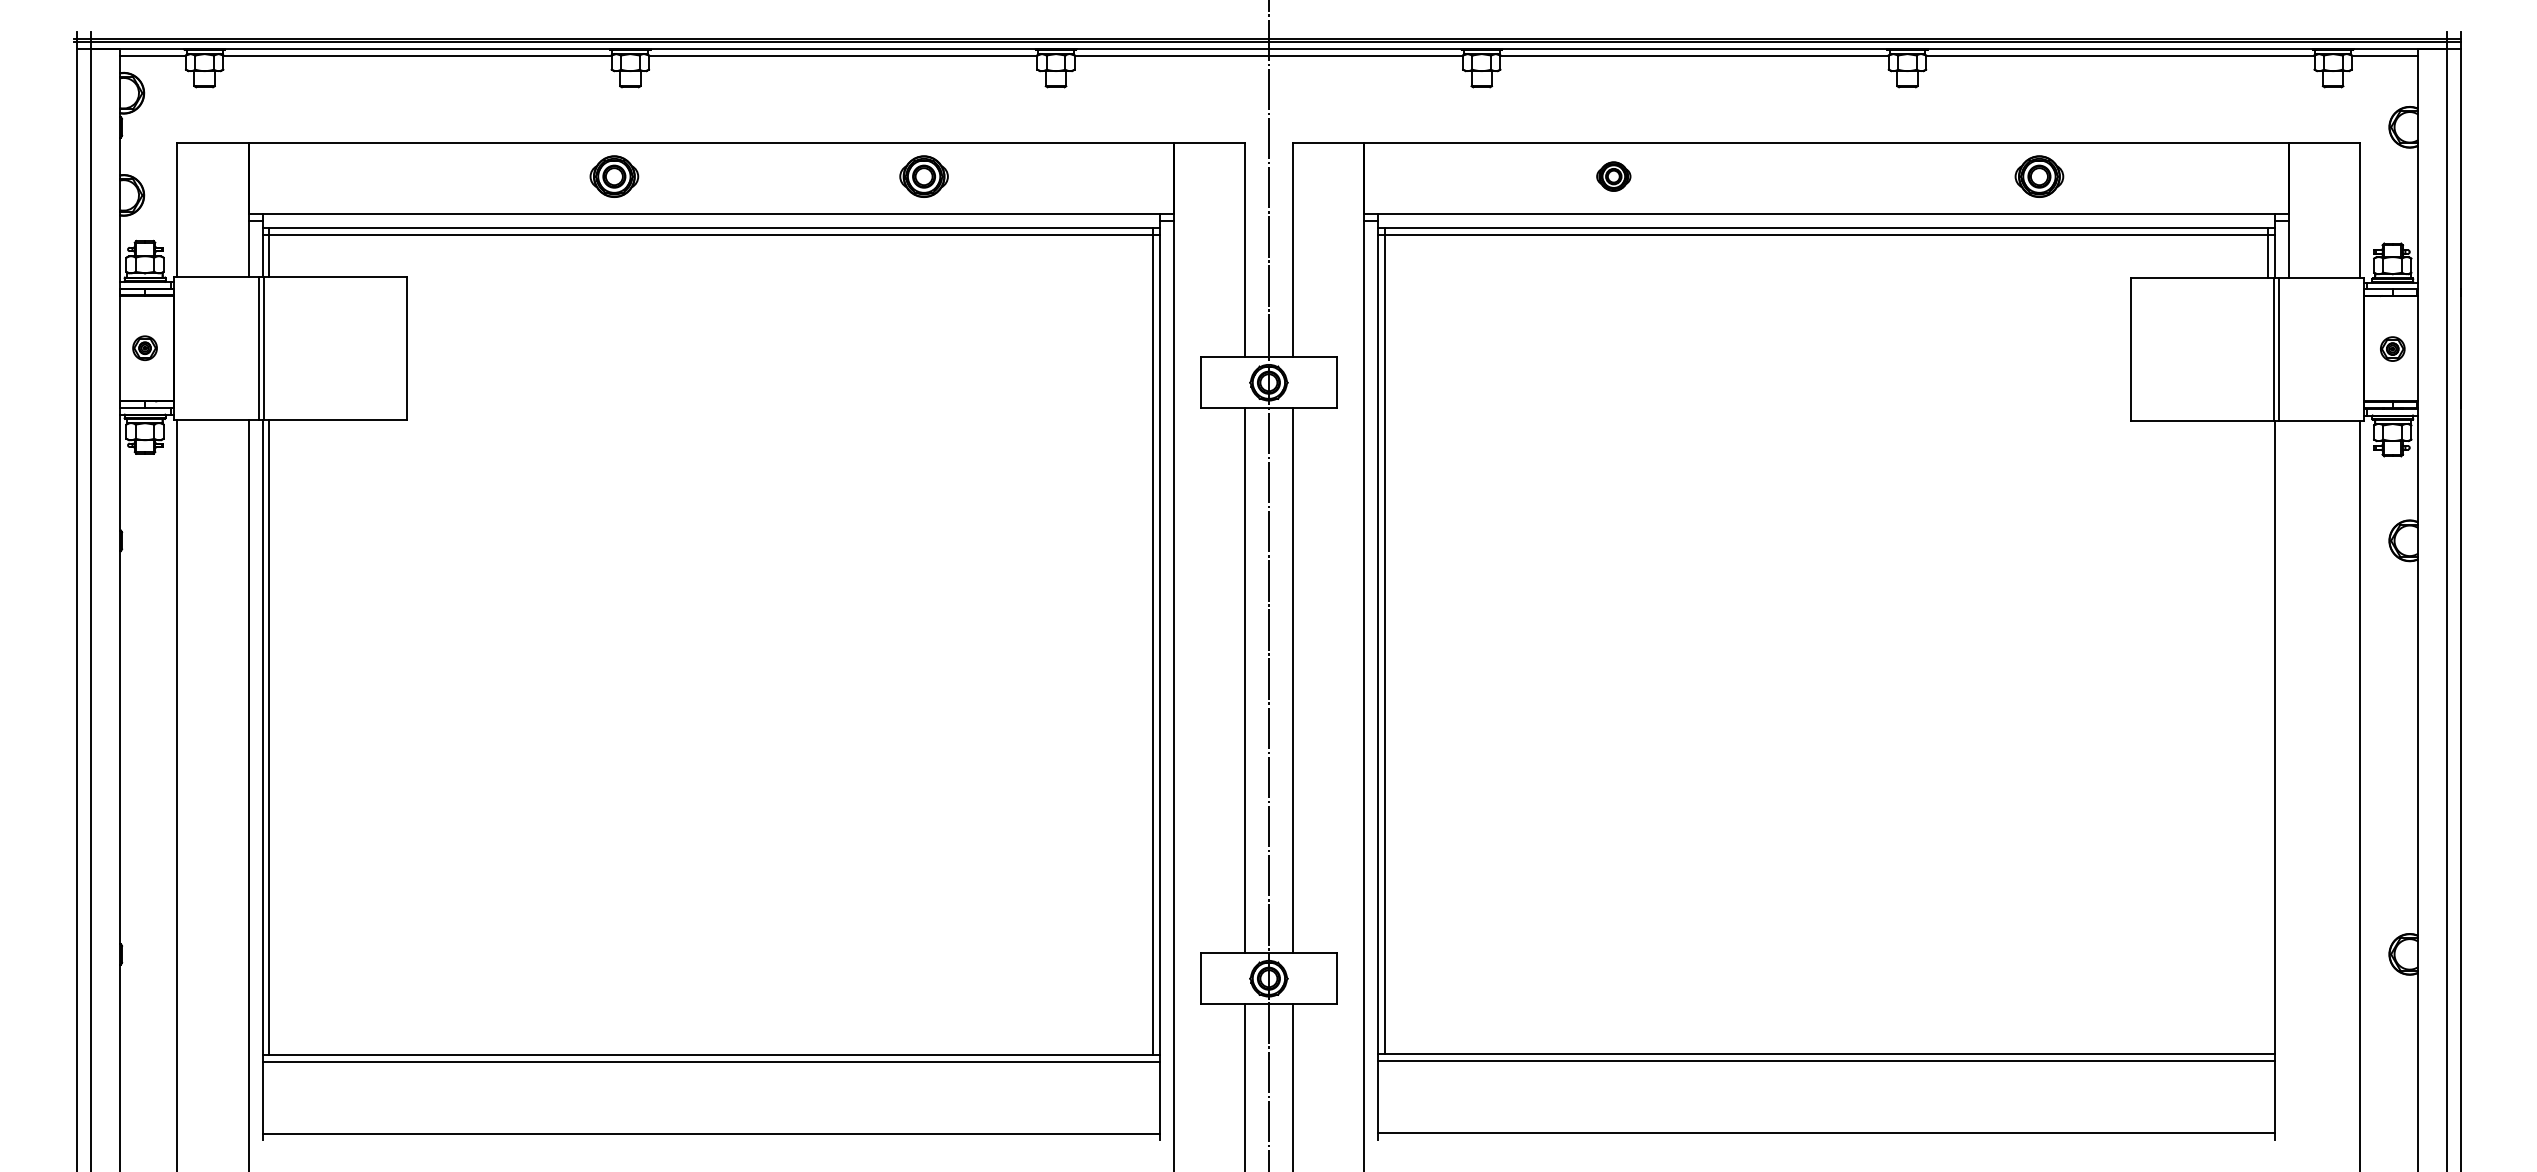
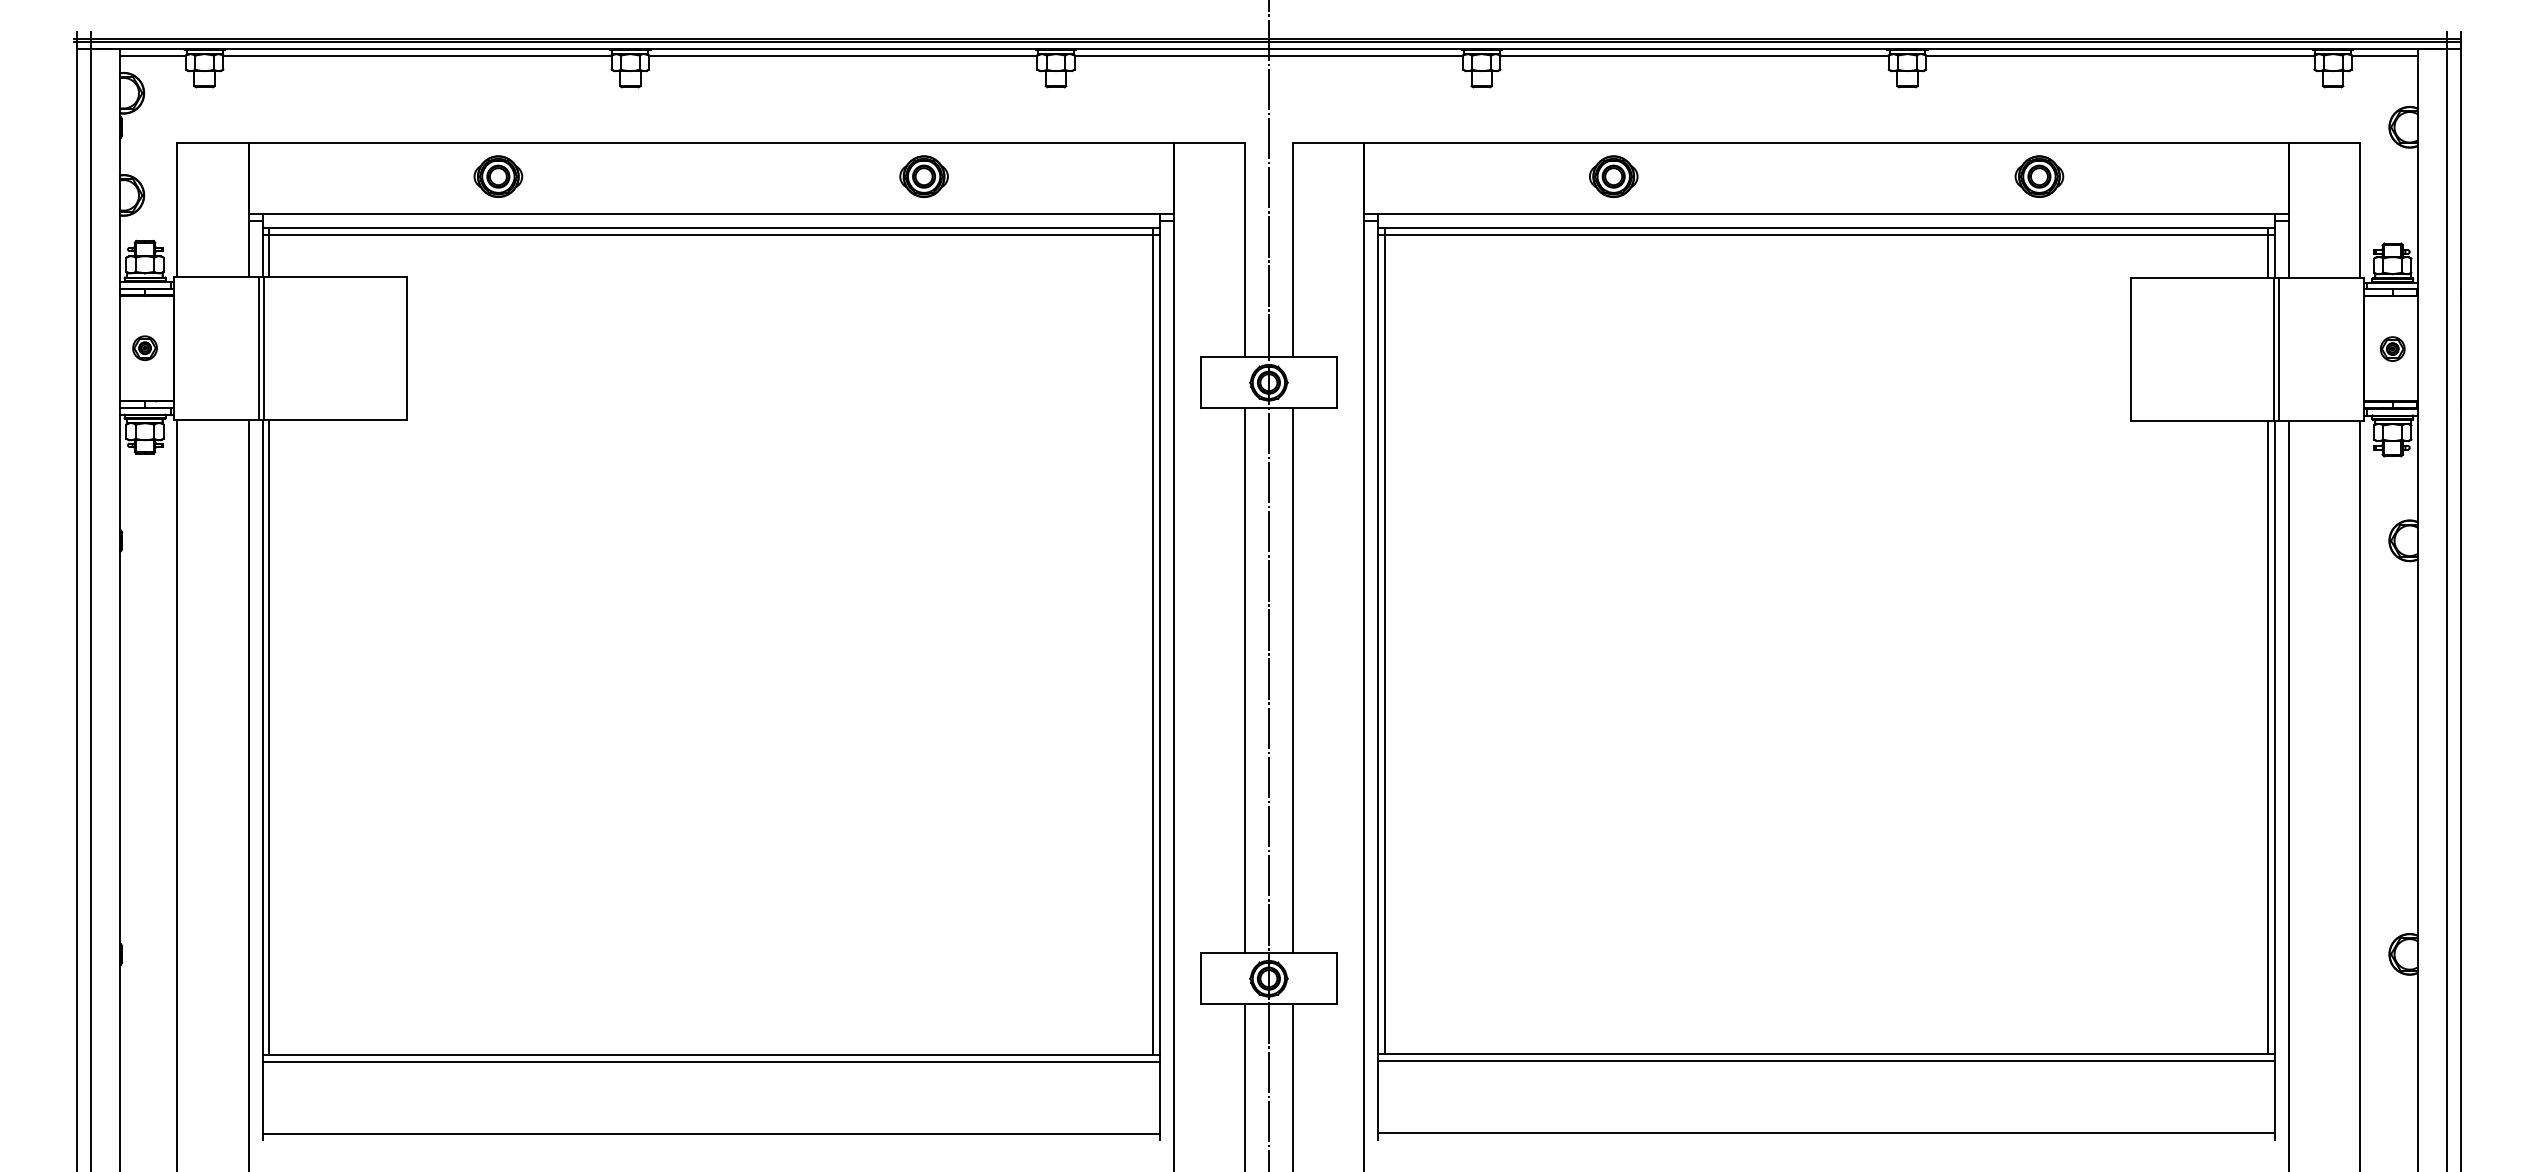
part position: (614, 176) -> (498, 176) (498, 176)
part size: 36x31 px -> 50x43 px (1613, 176)
line: none -> present (2268, 737)
line: none -> present (2288, 794)
